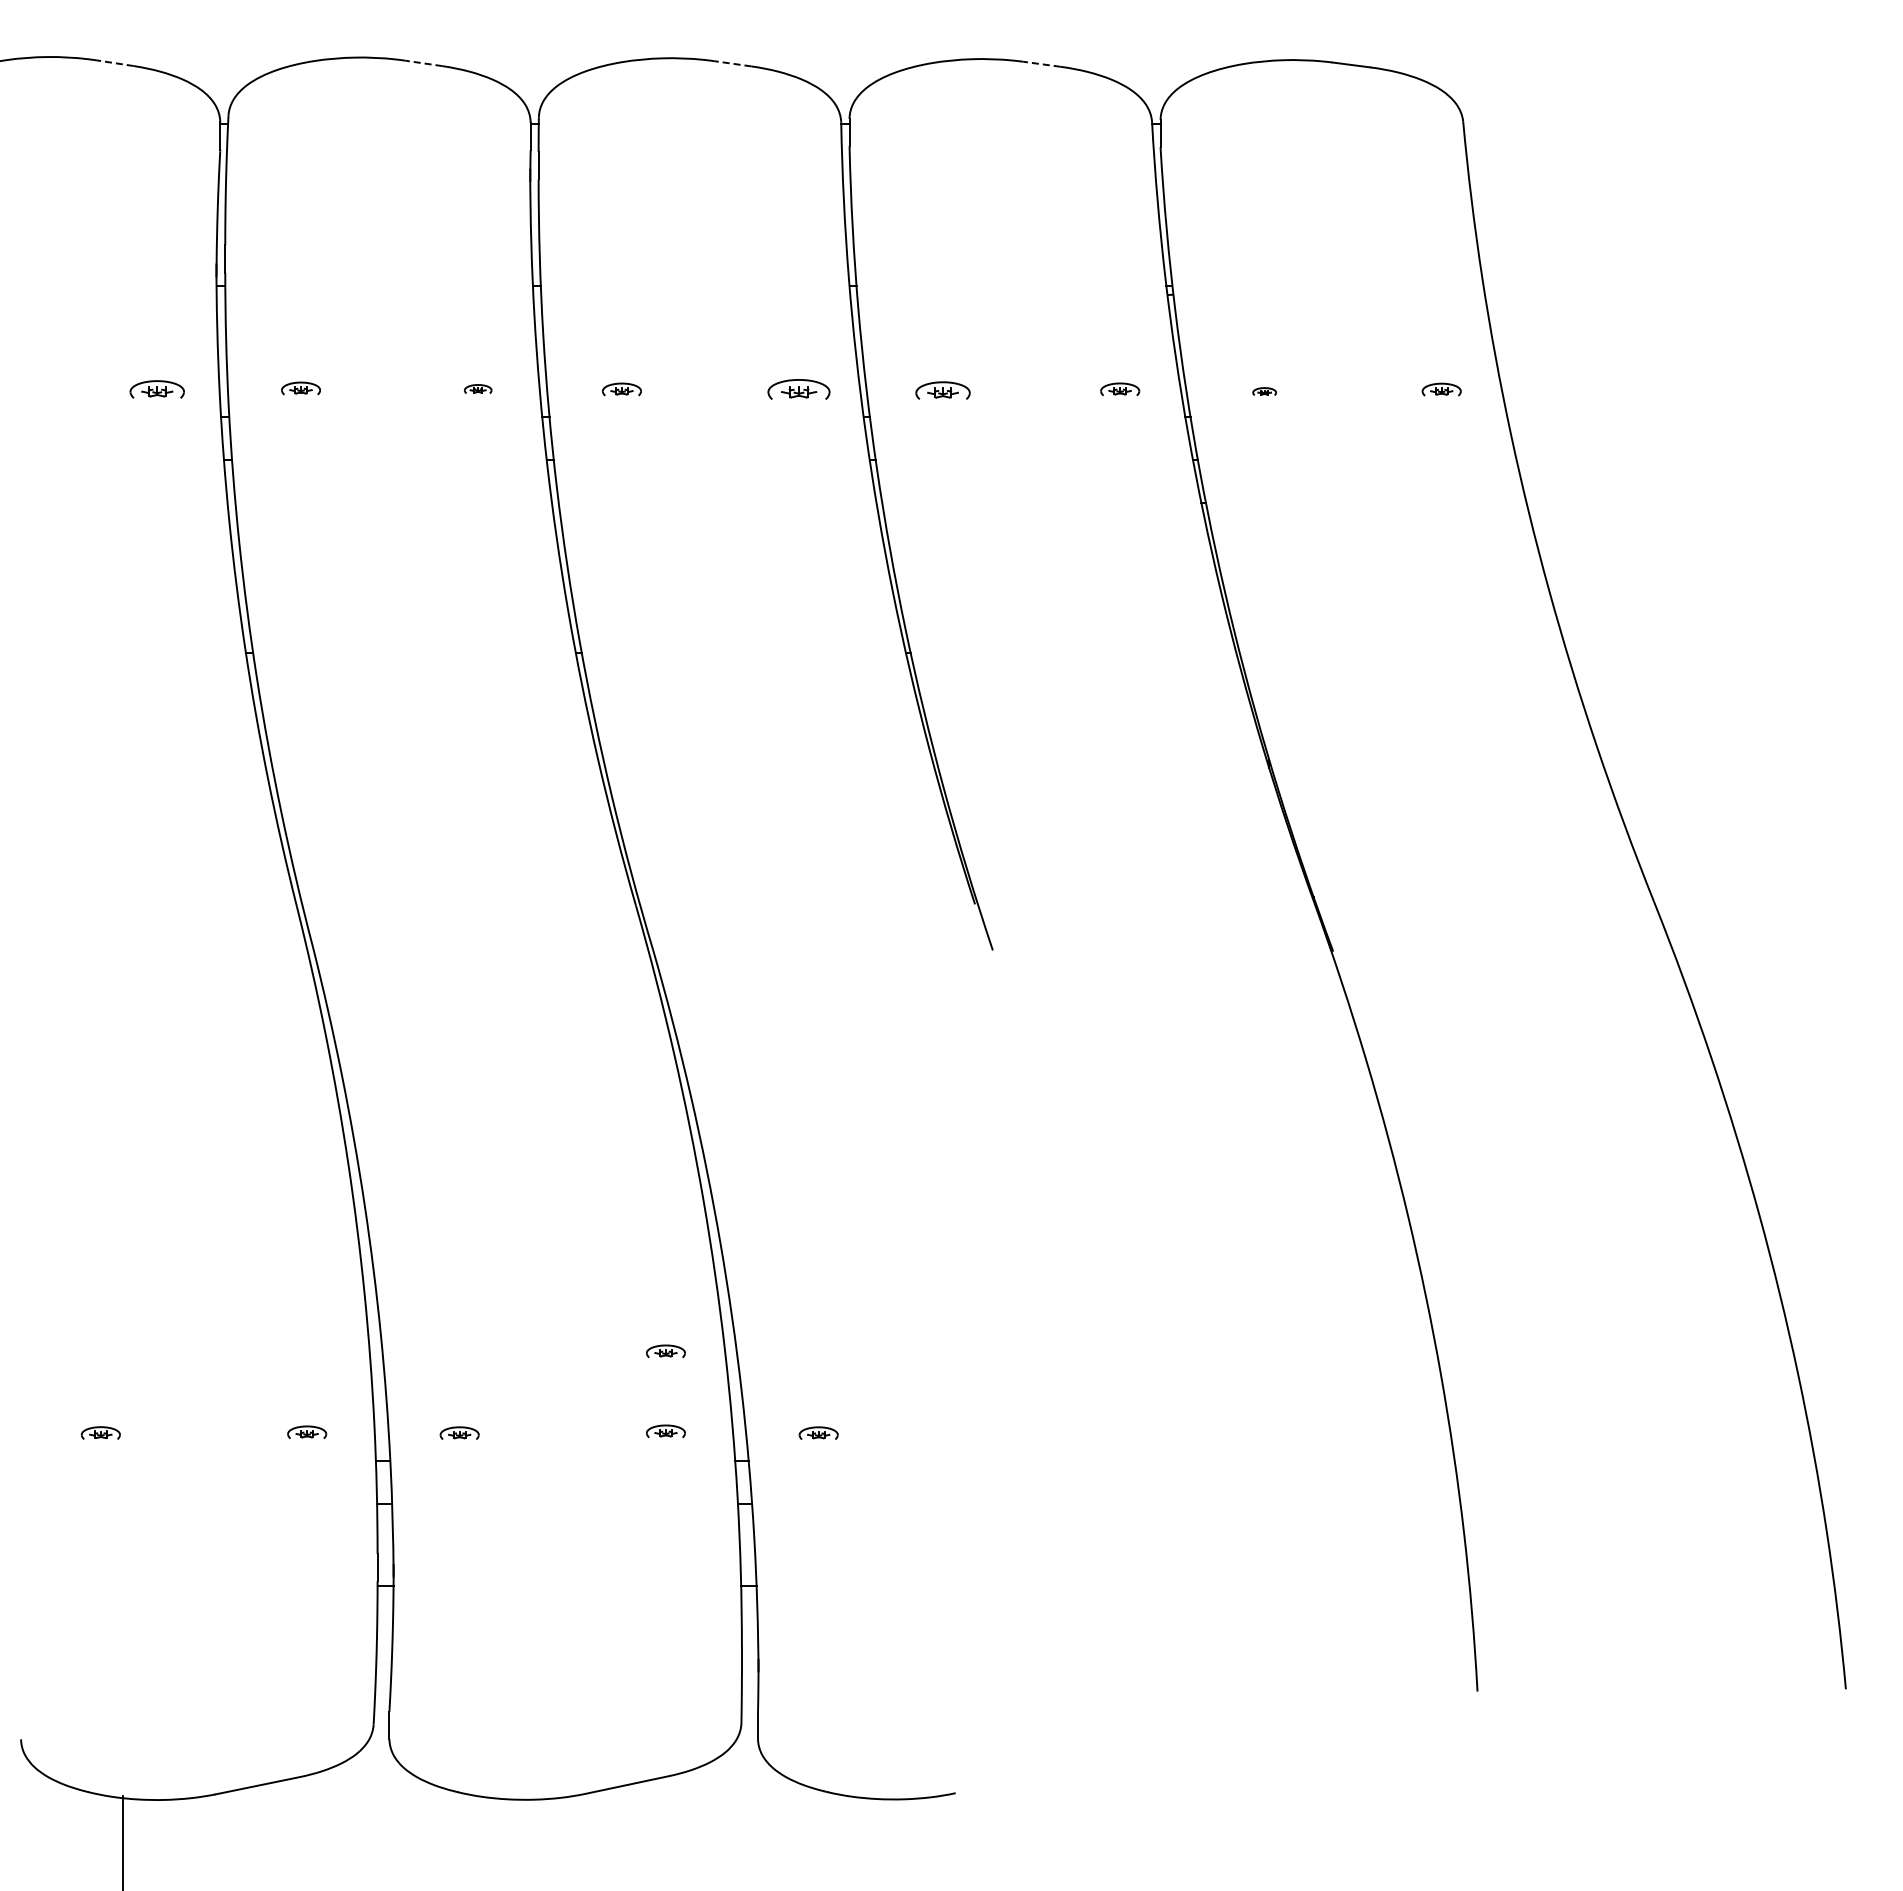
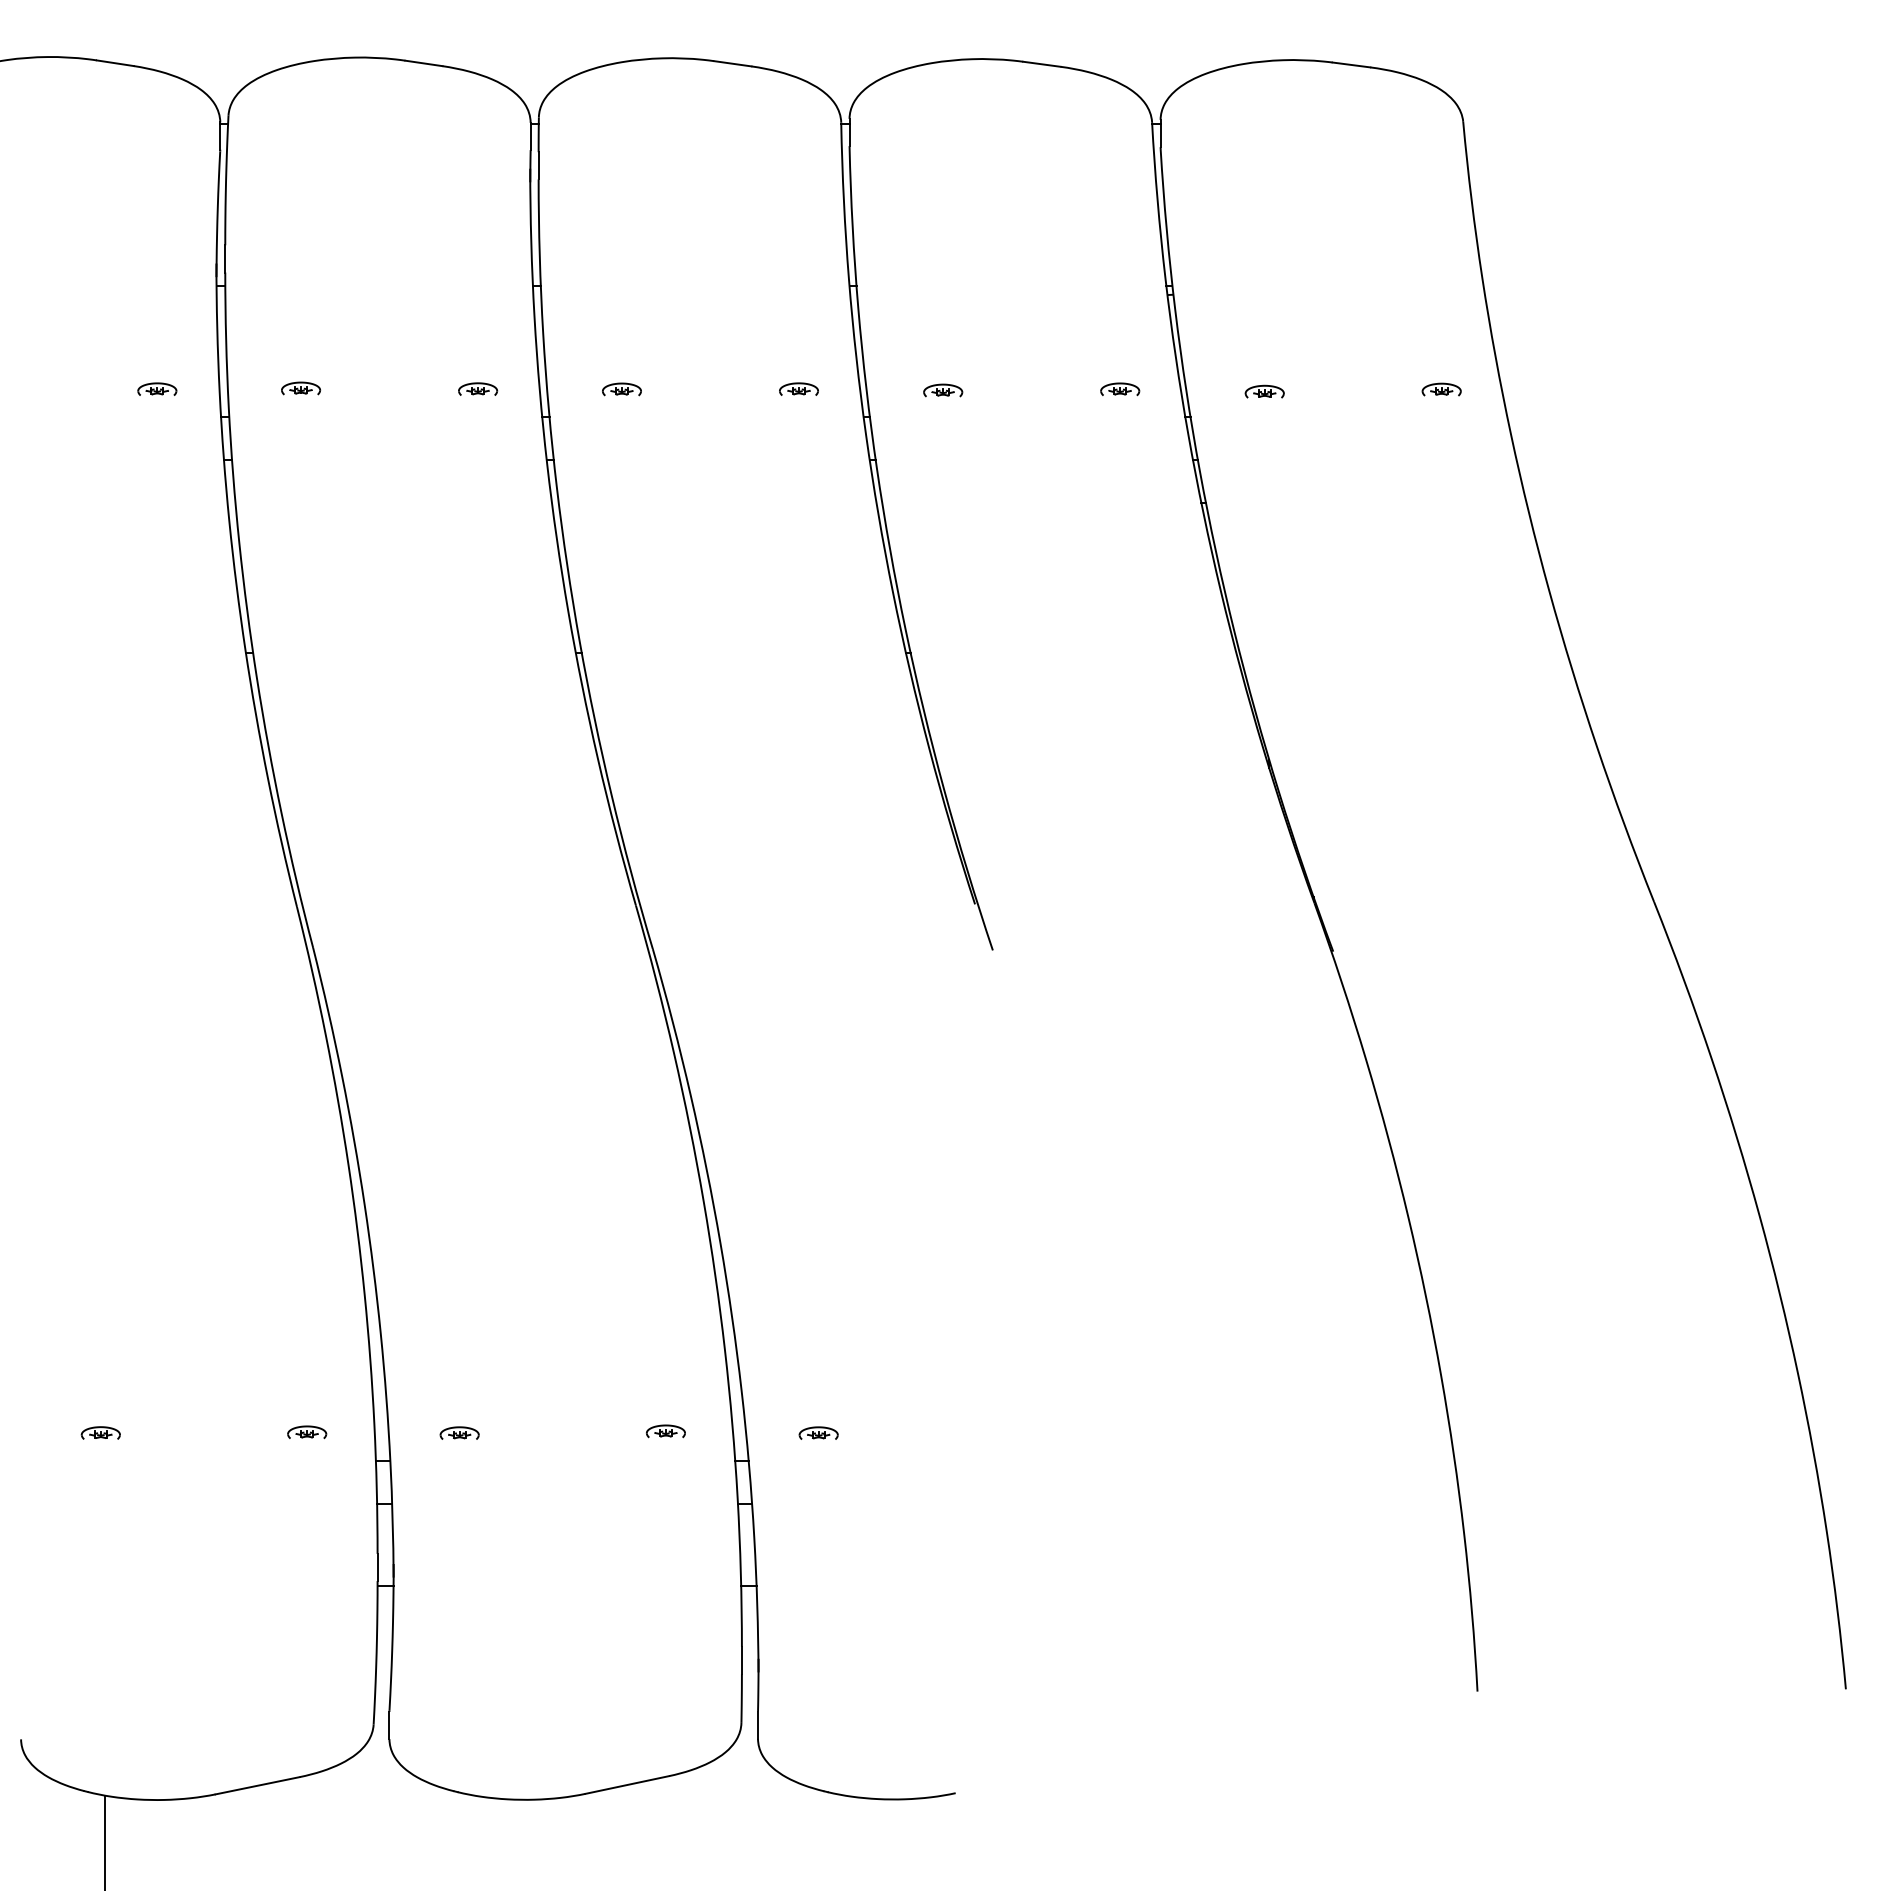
line: dashed -> solid (115, 63)
line: dashed -> solid (423, 63)
line: dashed -> solid (732, 63)
line: dashed -> solid (1041, 64)
part size: 30x10 px -> 41x14 px (478, 388)
part size: 56x19 px -> 41x14 px (157, 388)
part size: 64x21 px -> 40x14 px (798, 388)
part size: 56x19 px -> 41x15 px (943, 390)
part size: 25x9 px -> 41x15 px (1264, 391)
part: present -> none (665, 1351)
line position: (123, 1841) -> (105, 1841) (105, 1841)
